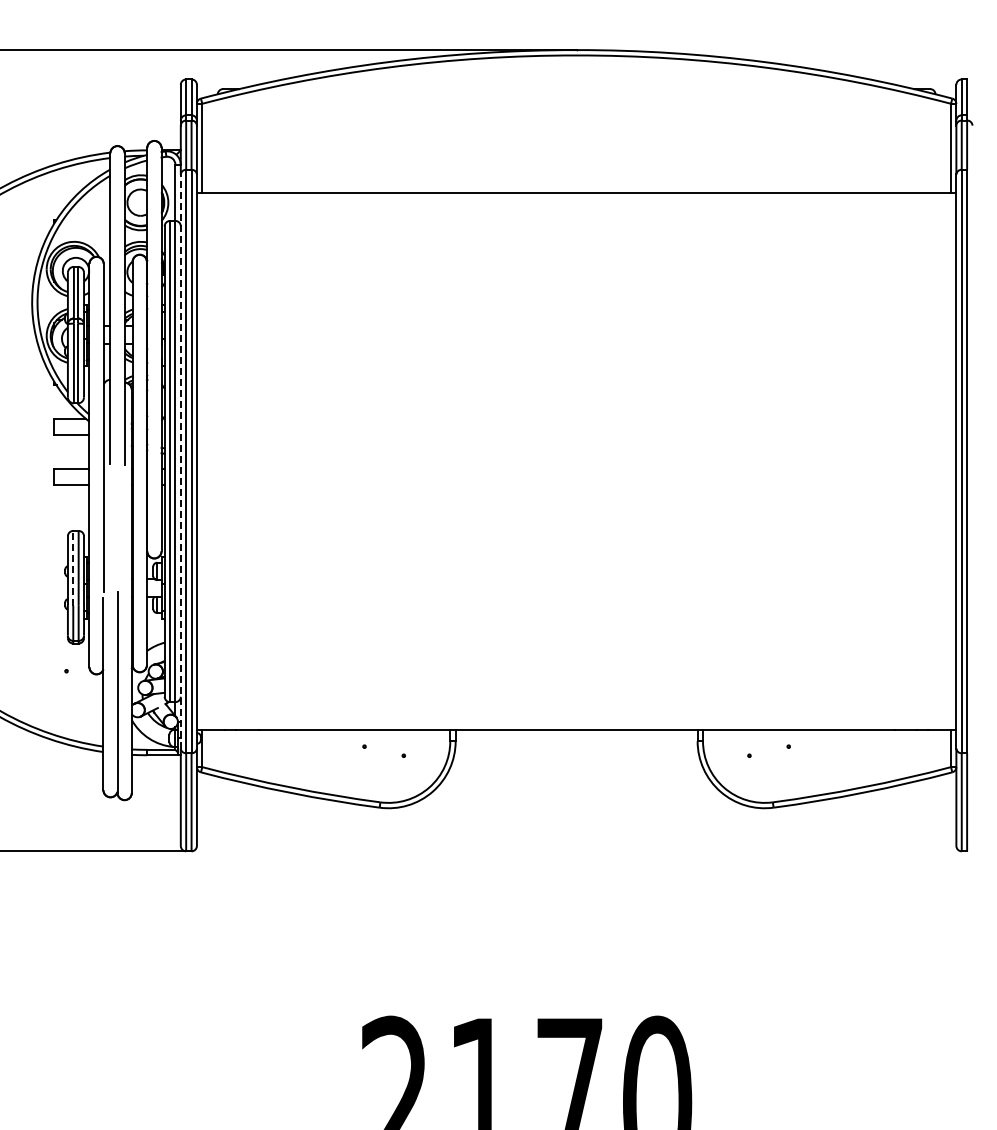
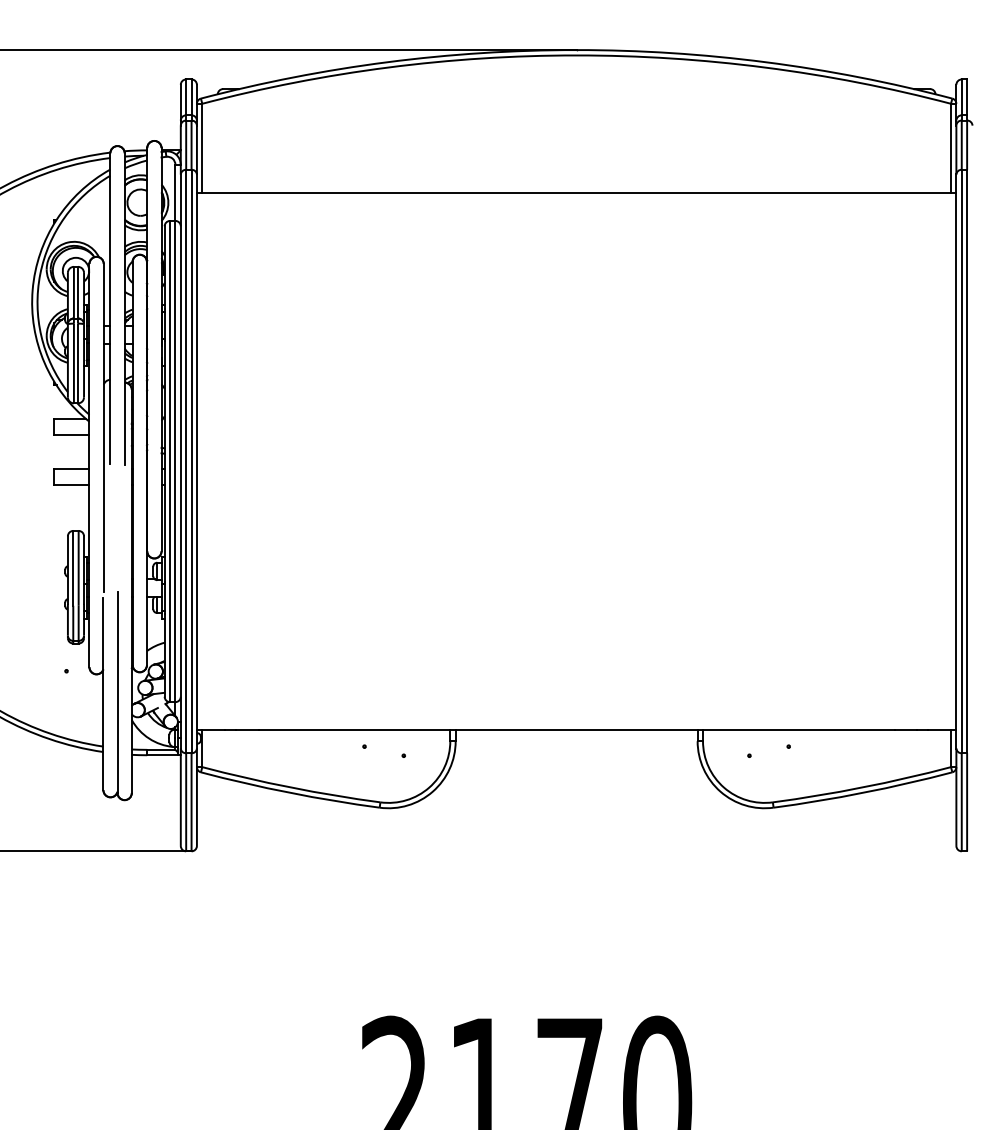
line: dashed -> solid (180, 461)
line: dashed -> solid (73, 567)
